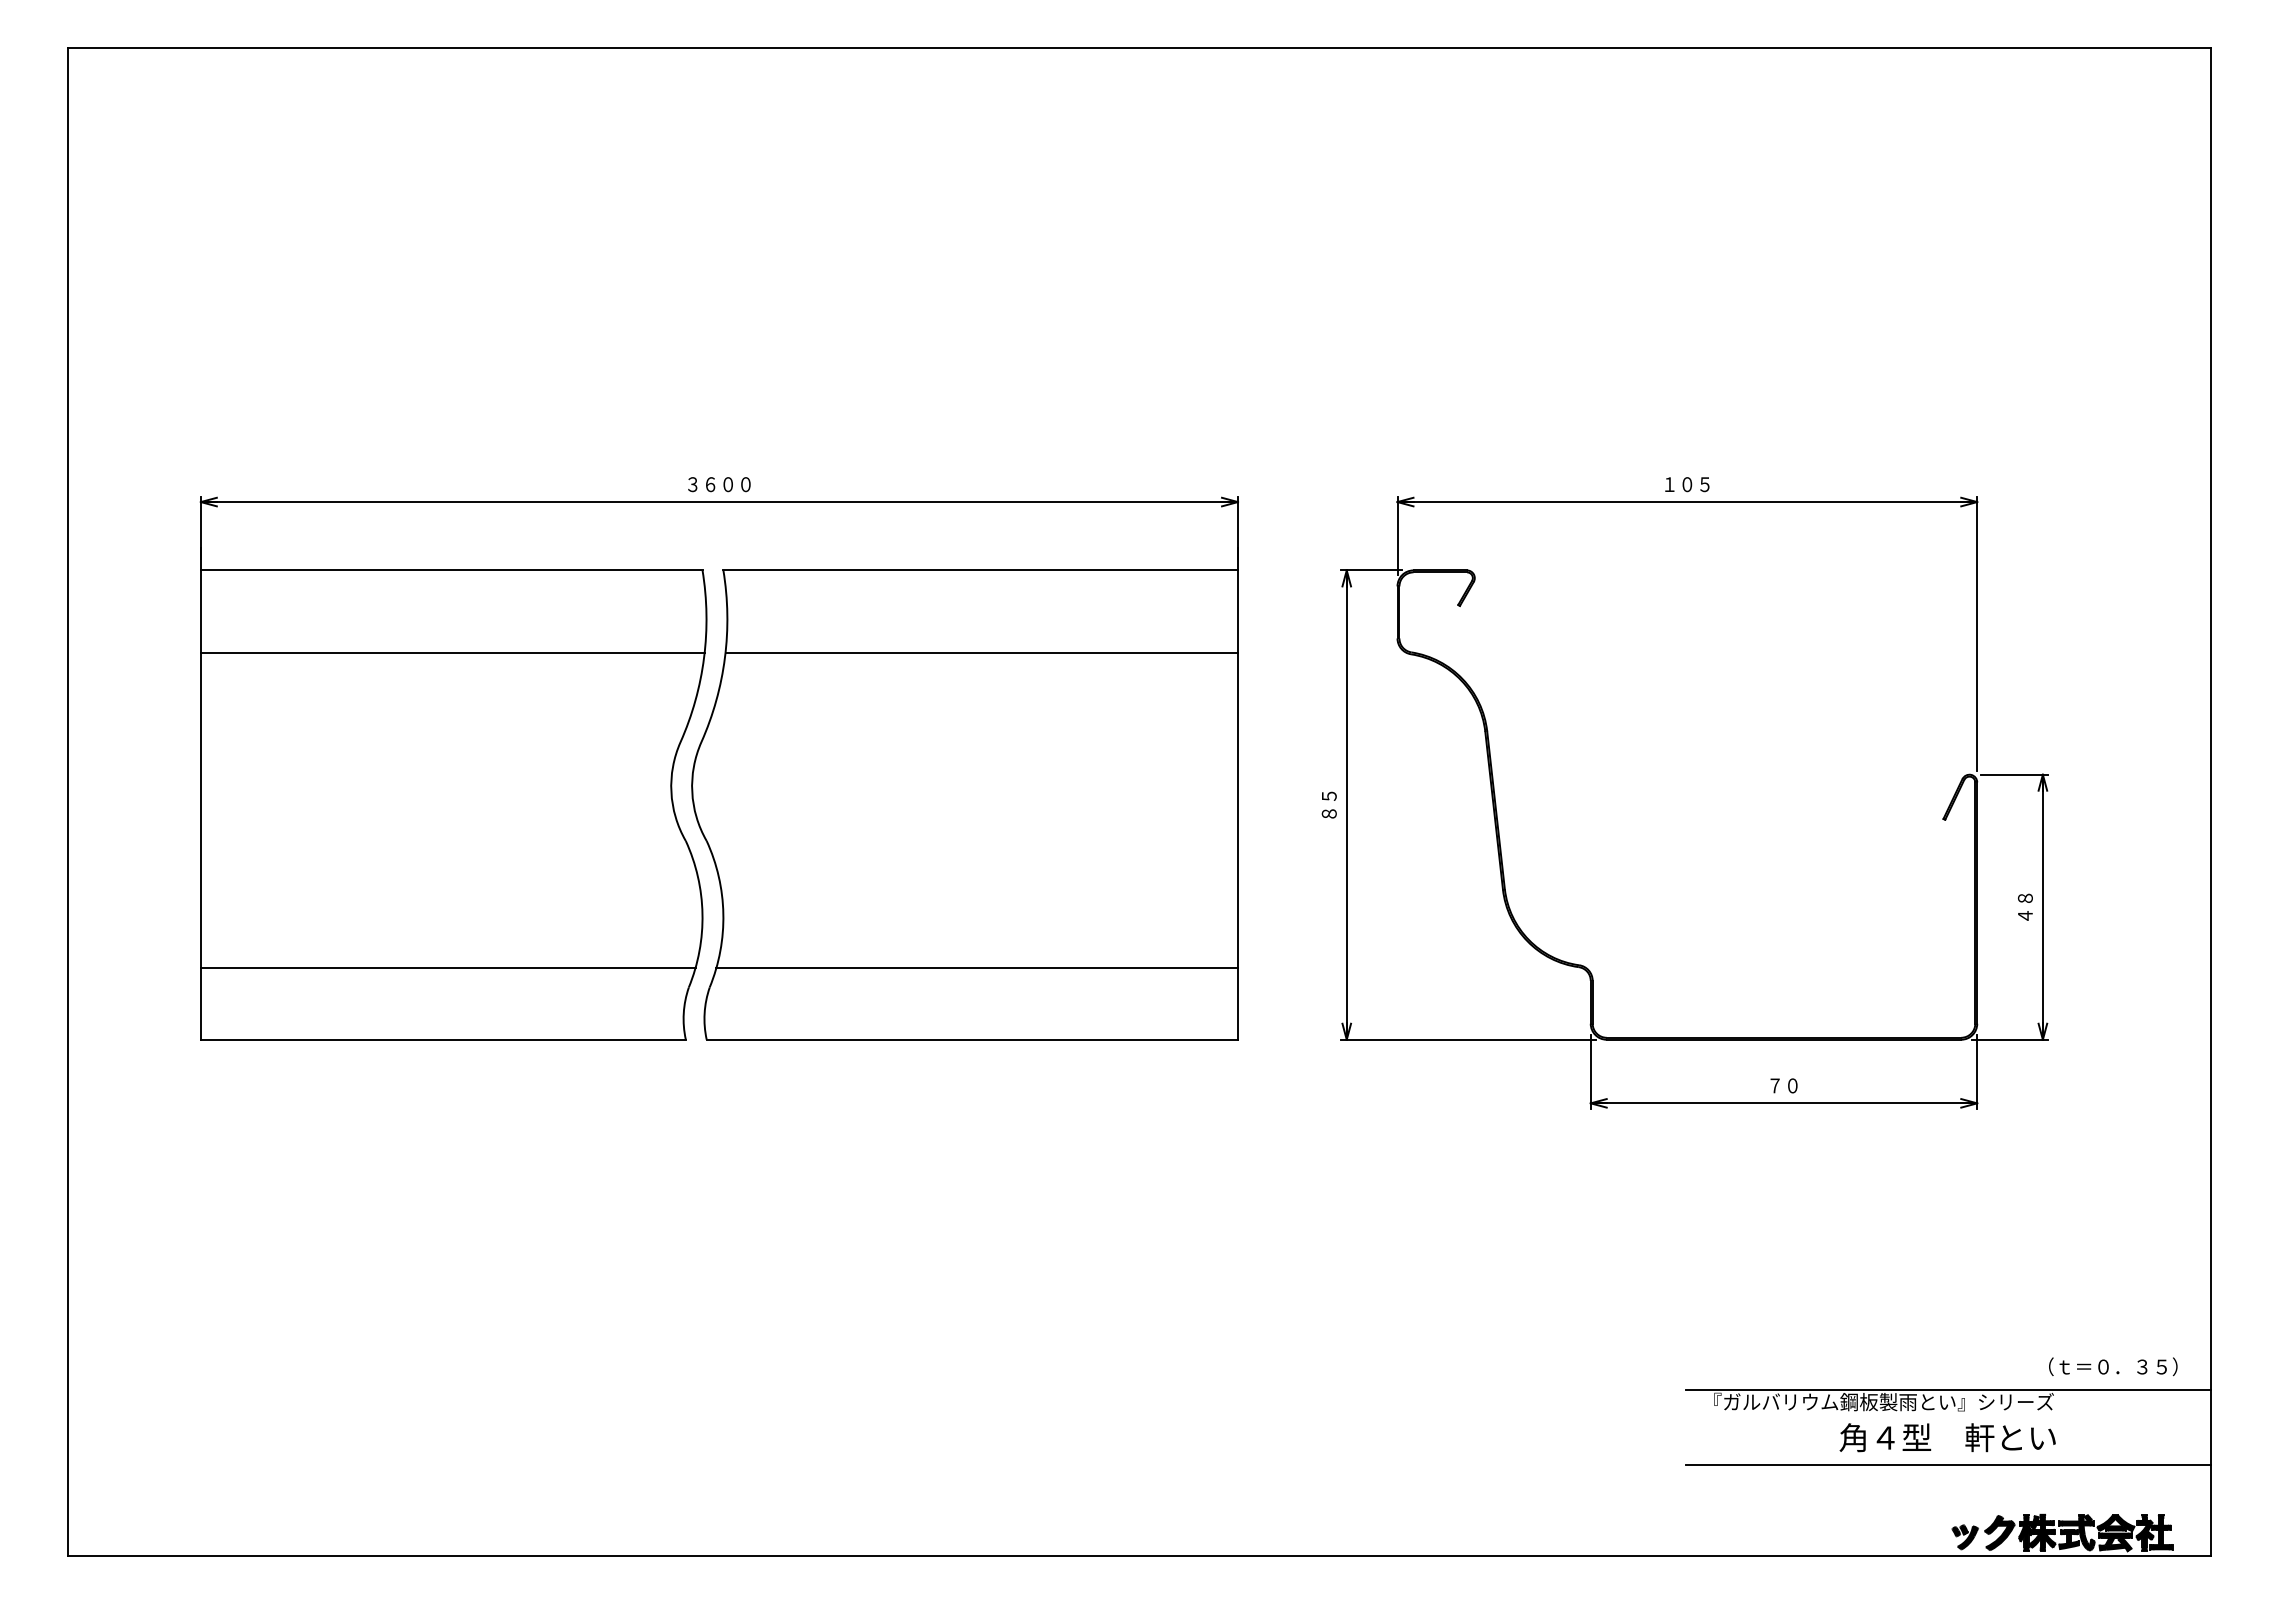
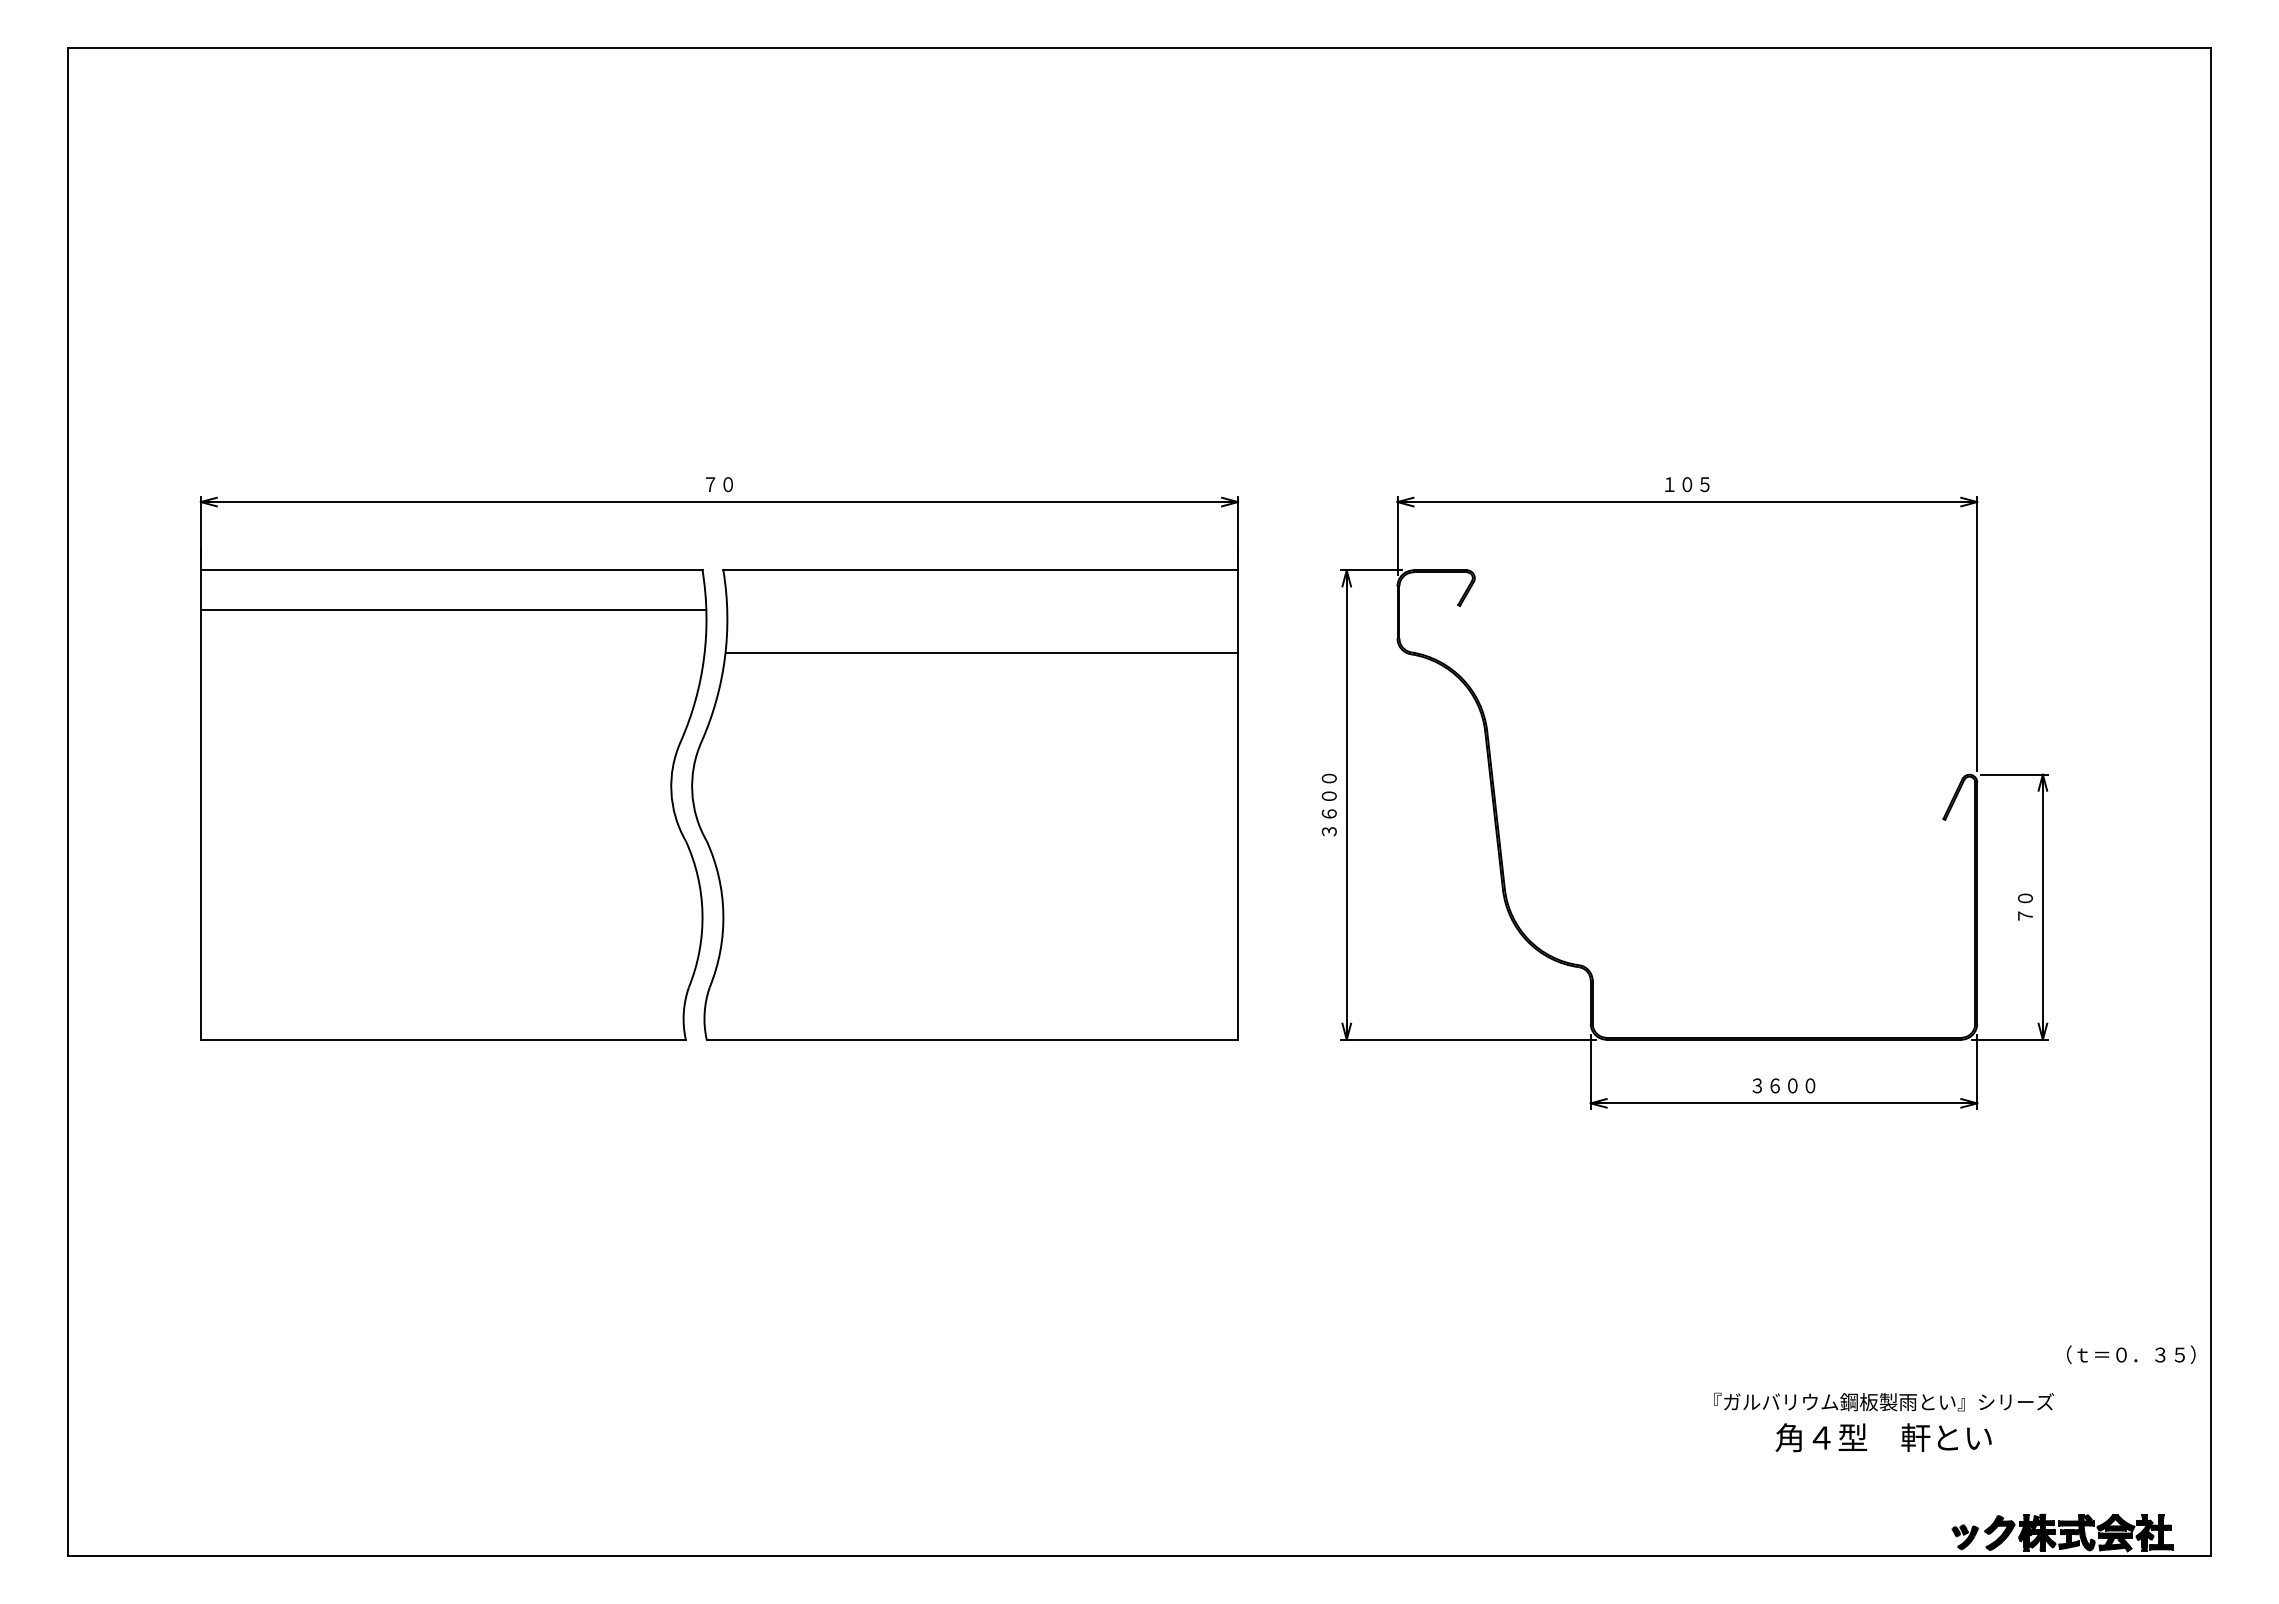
text: ３６００ -> ７０ (719, 484)
line position: (452, 653) -> (452, 610) (452, 610)
text: ８５ -> ３６００ (1328, 804)
text: ４８ -> ７０ (2025, 906)
line: present -> none (447, 967)
line: present -> none (976, 967)
text: ７０ -> ３６００ (1783, 1085)
text position: (2113, 1366) -> (2131, 1354) (2131, 1354)
line: present -> none (1948, 1390)
text position: (1947, 1437) -> (1883, 1437) (1883, 1437)
line: present -> none (1948, 1464)
